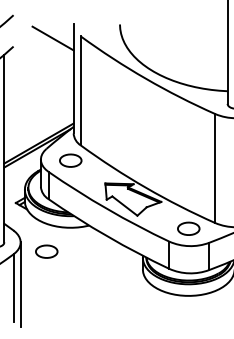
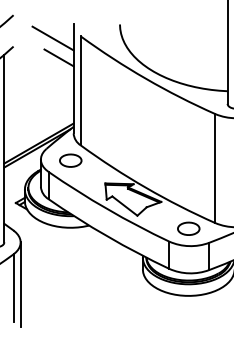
line: none -> present (58, 57)
part: present -> none (46, 251)
